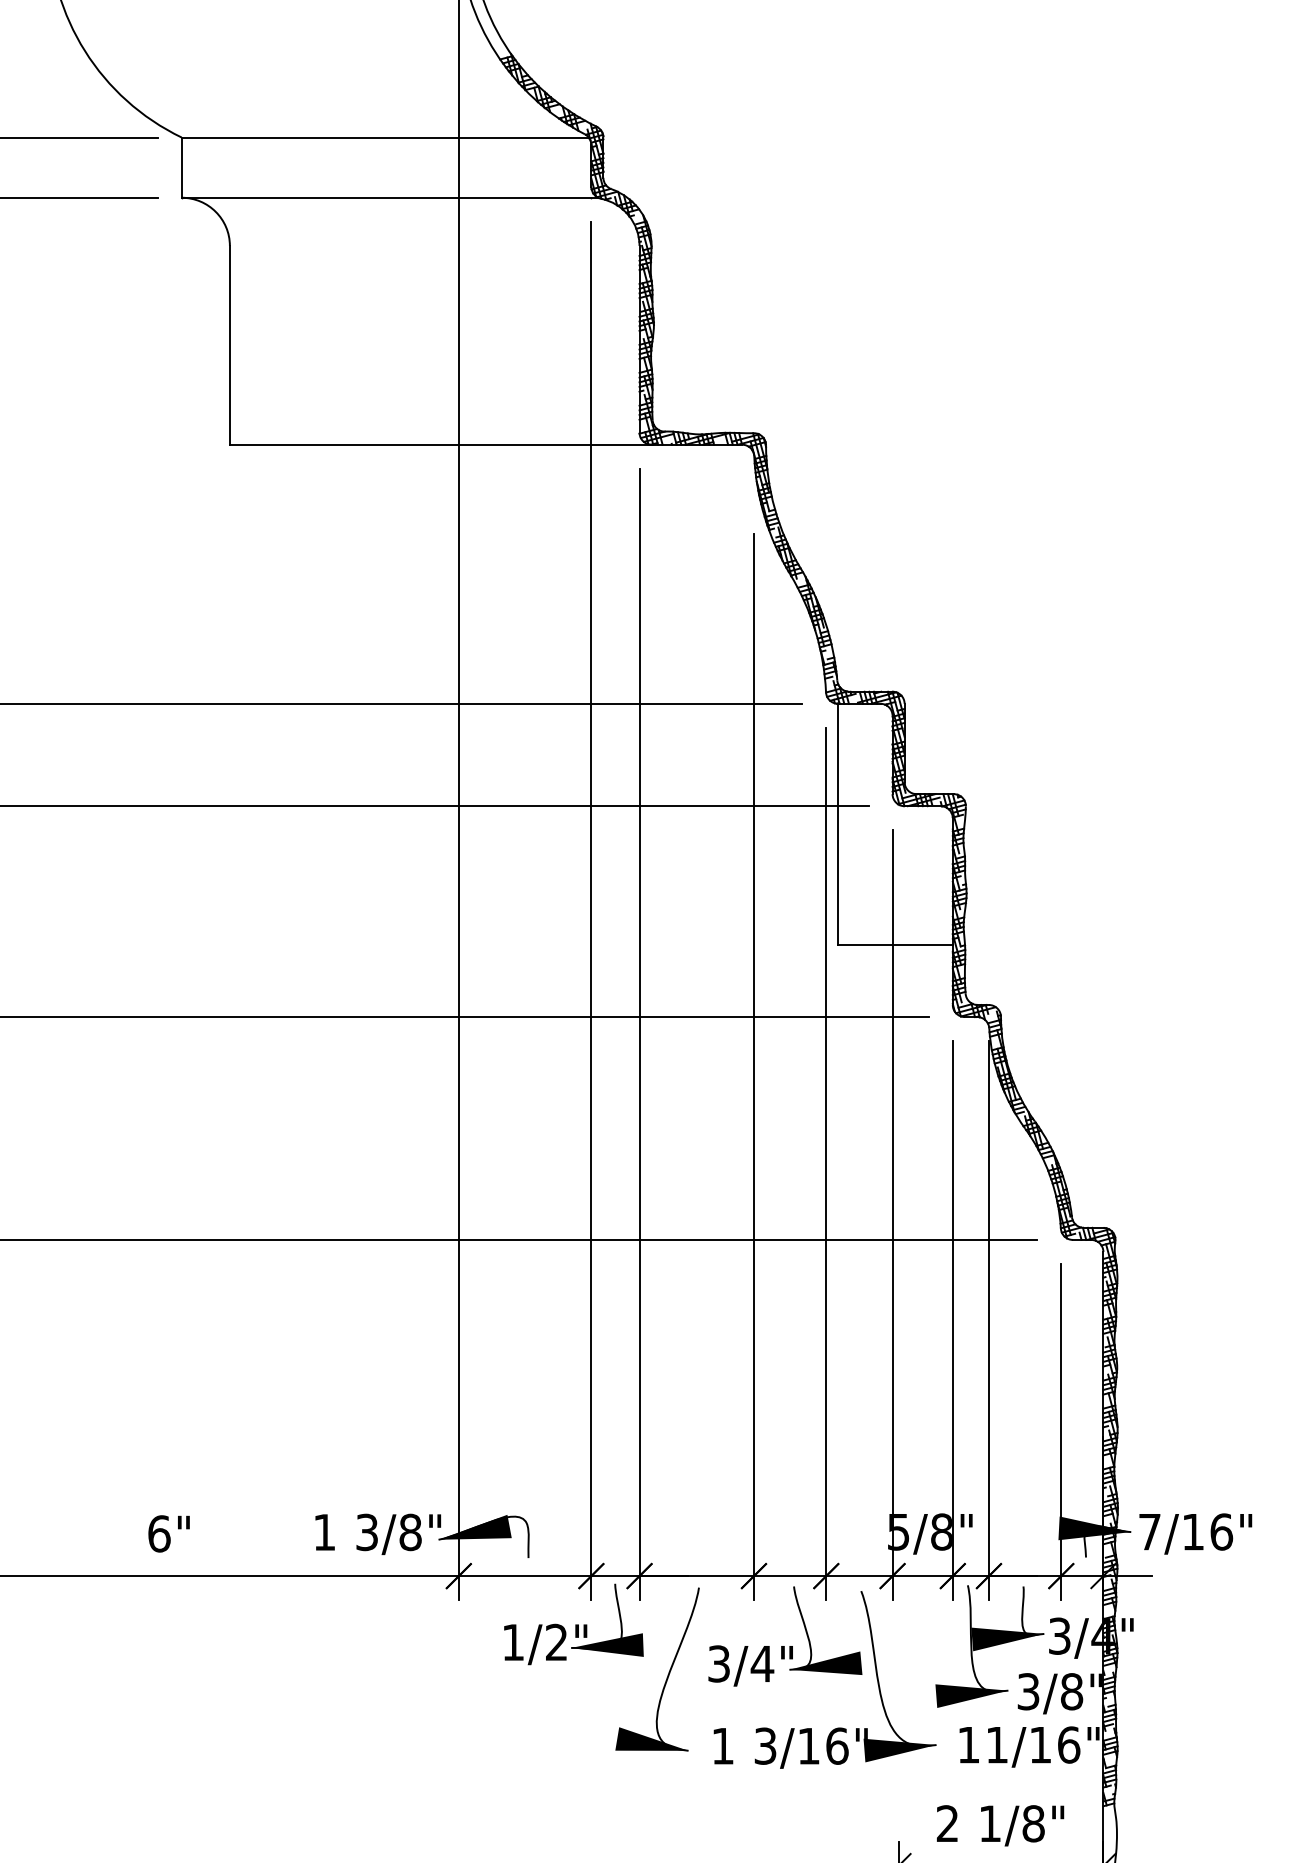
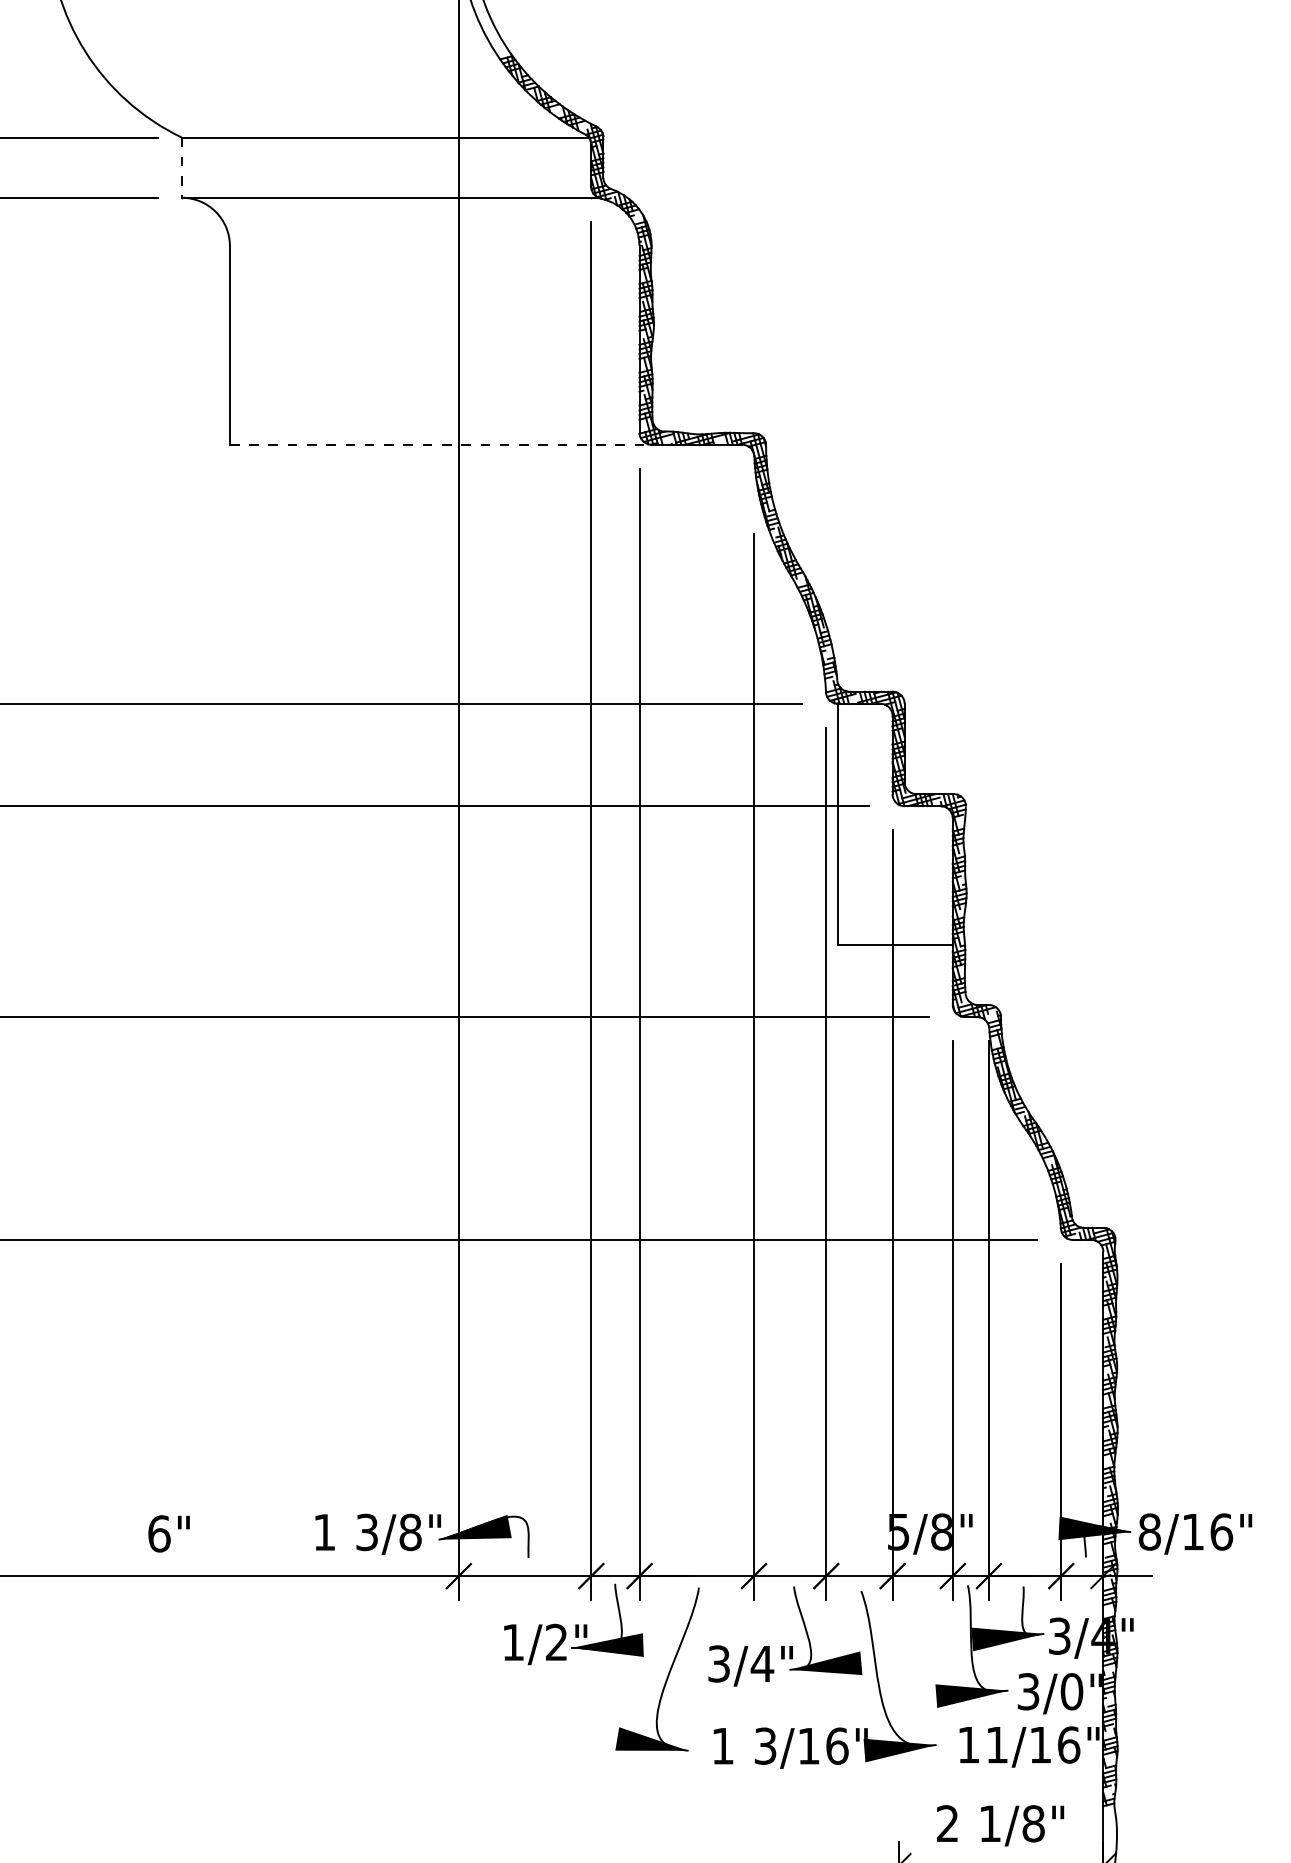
line: solid -> dashed (181, 168)
line: solid -> dashed (440, 444)
text: 7/16" -> 8/16" (1149, 1531)
text: 3/8" -> 3/0" (1071, 1691)
